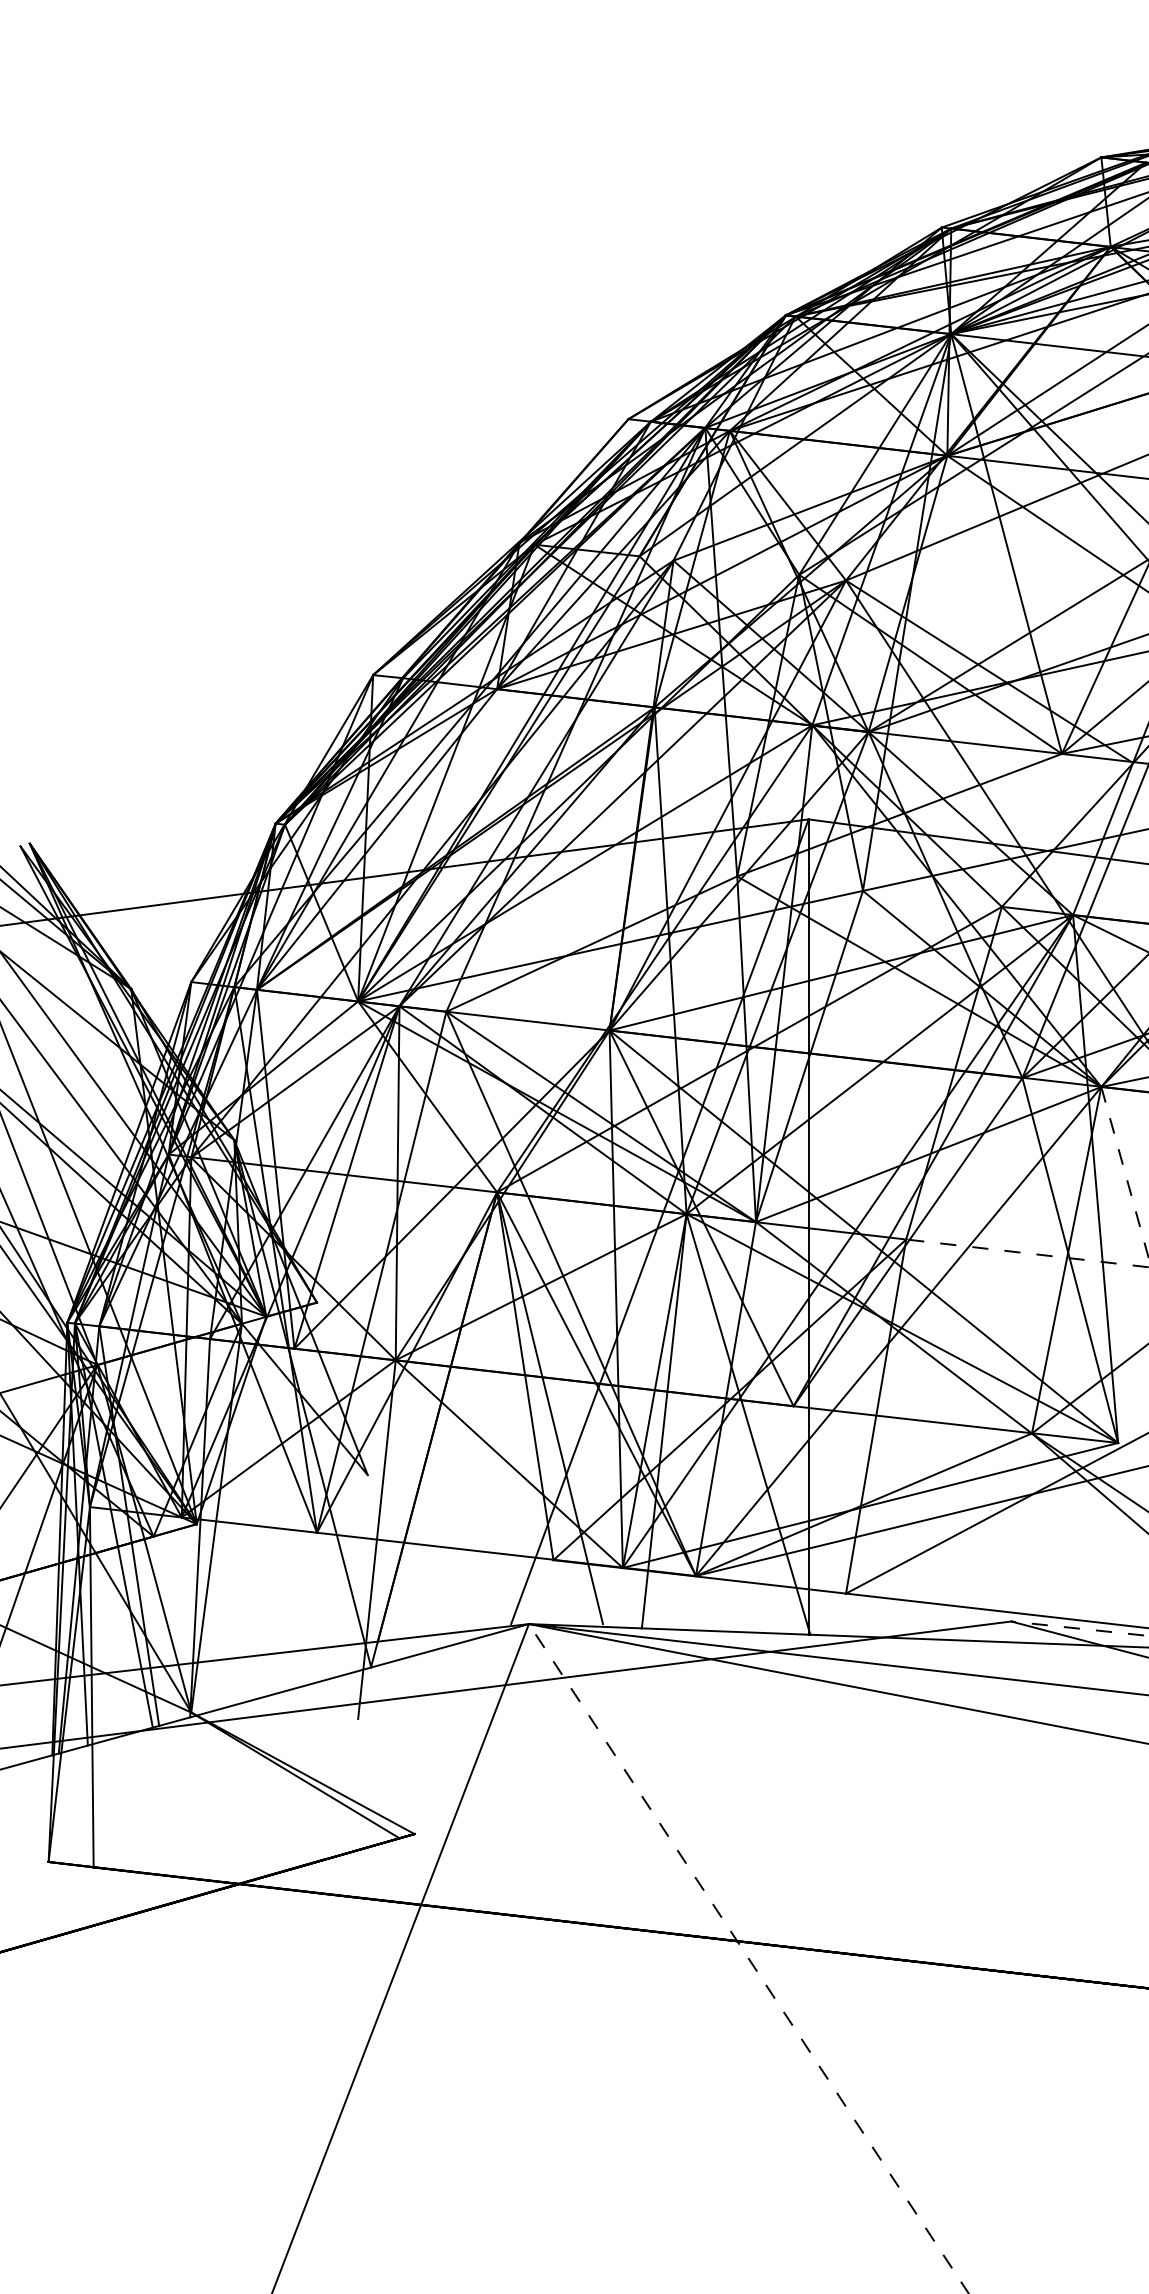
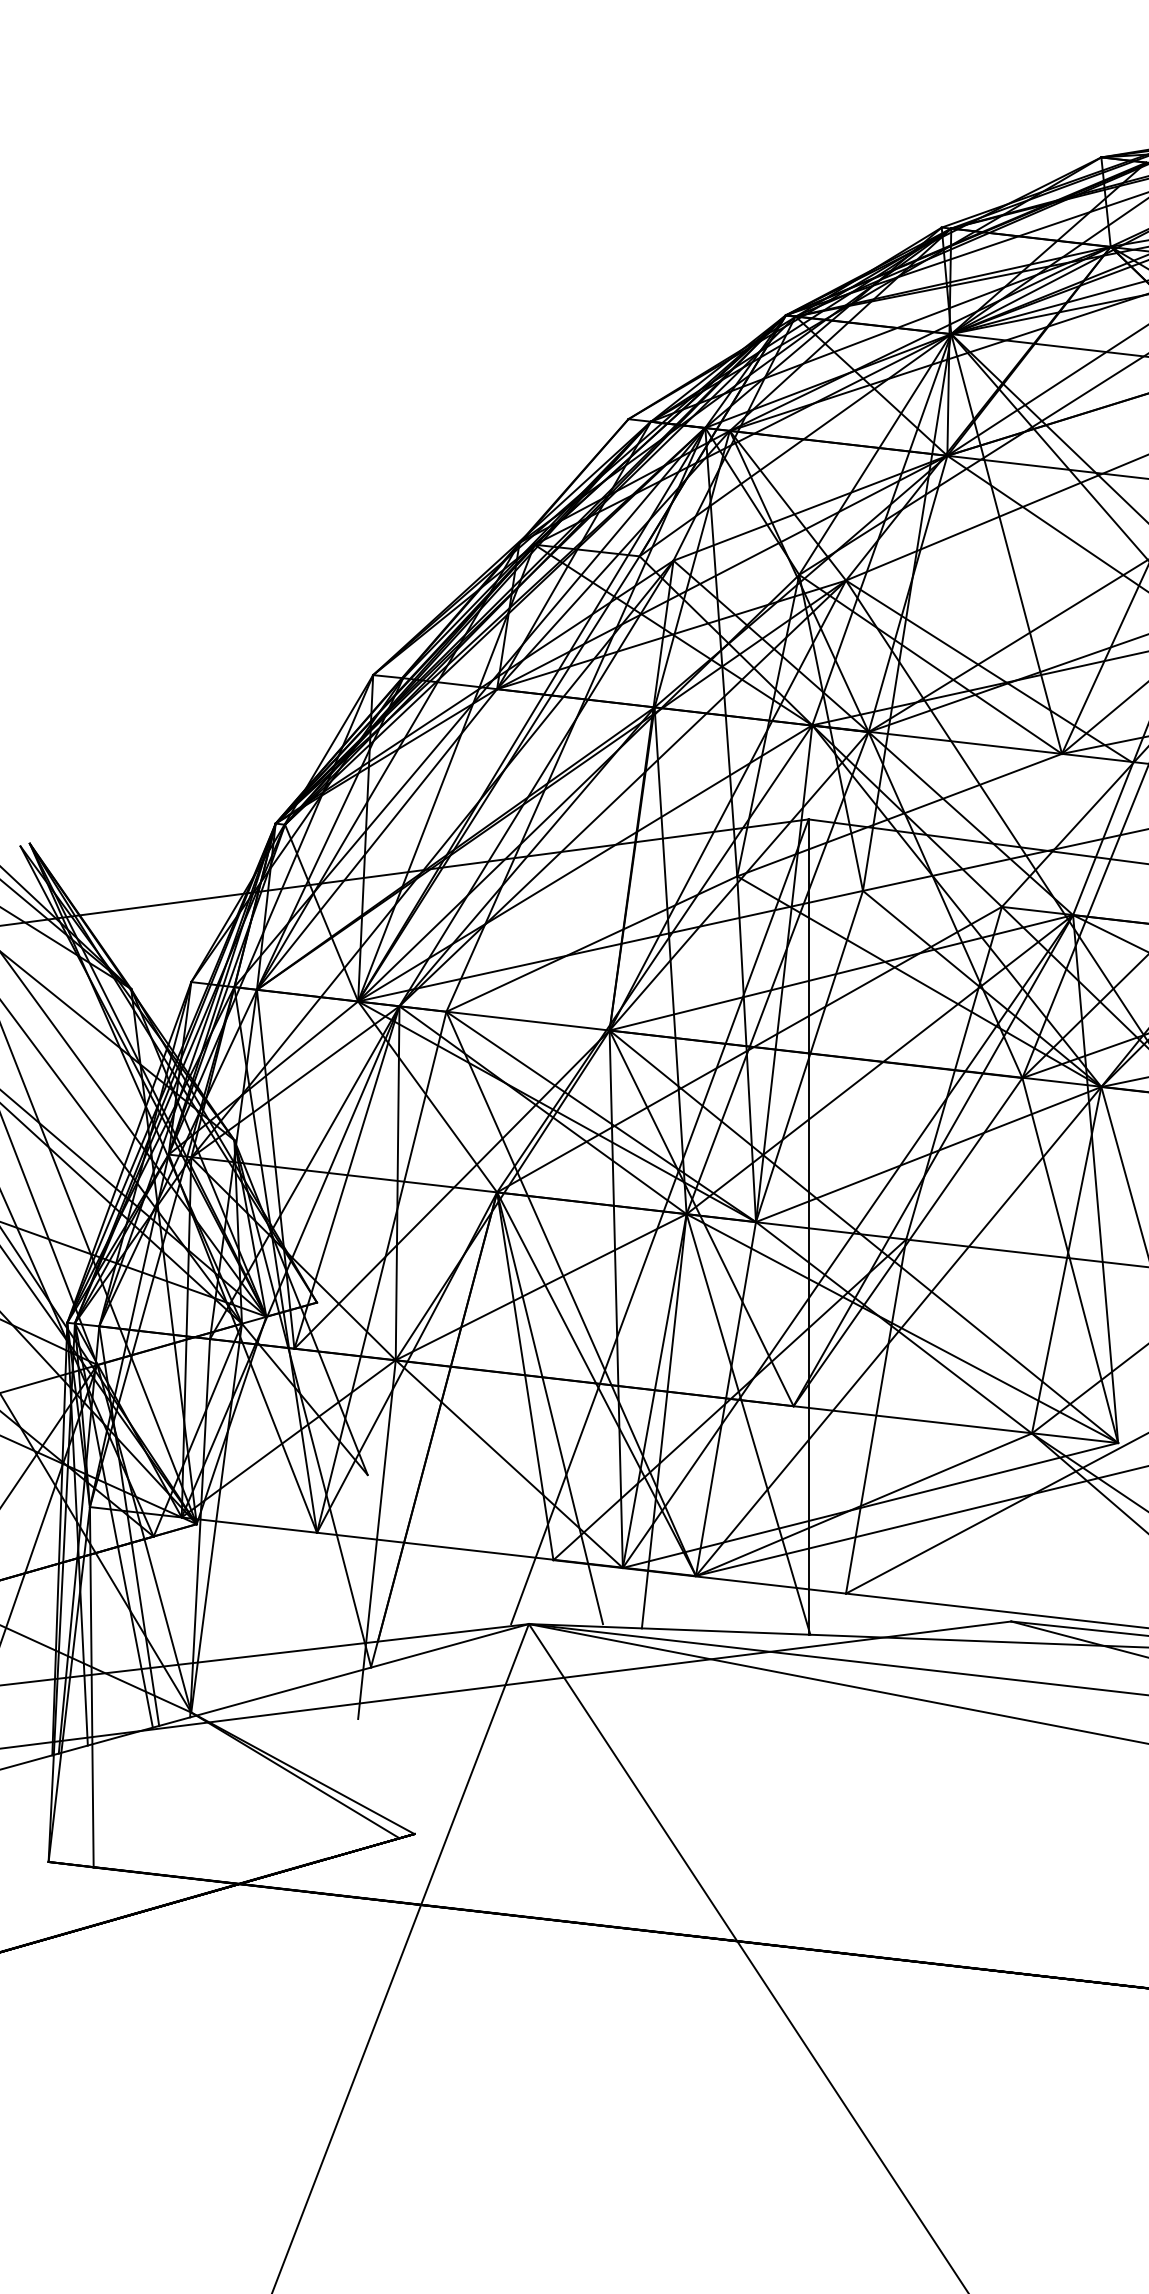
line: dashed -> solid (1125, 1172)
line: dashed -> solid (1027, 1253)
line: dashed -> solid (1079, 1628)
line: dashed -> solid (748, 1958)
